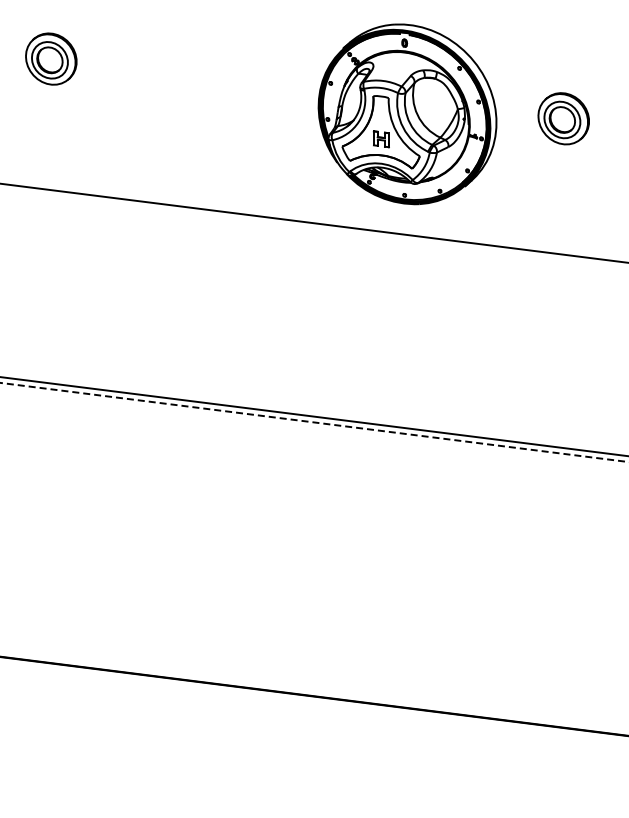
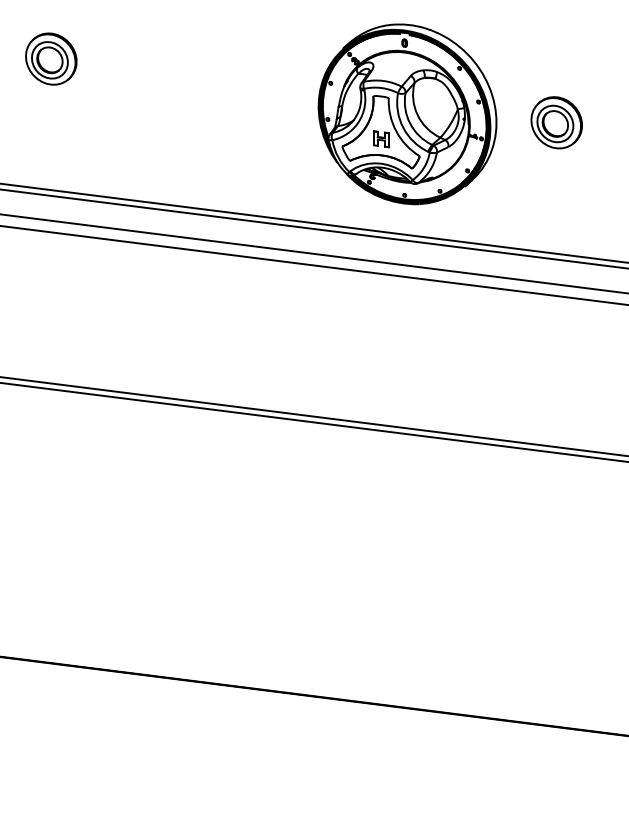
part position: (563, 118) -> (556, 122) (556, 122)
line: none -> present (313, 228)
line: none -> present (313, 253)
line: none -> present (313, 265)
line: dashed -> solid (315, 422)
